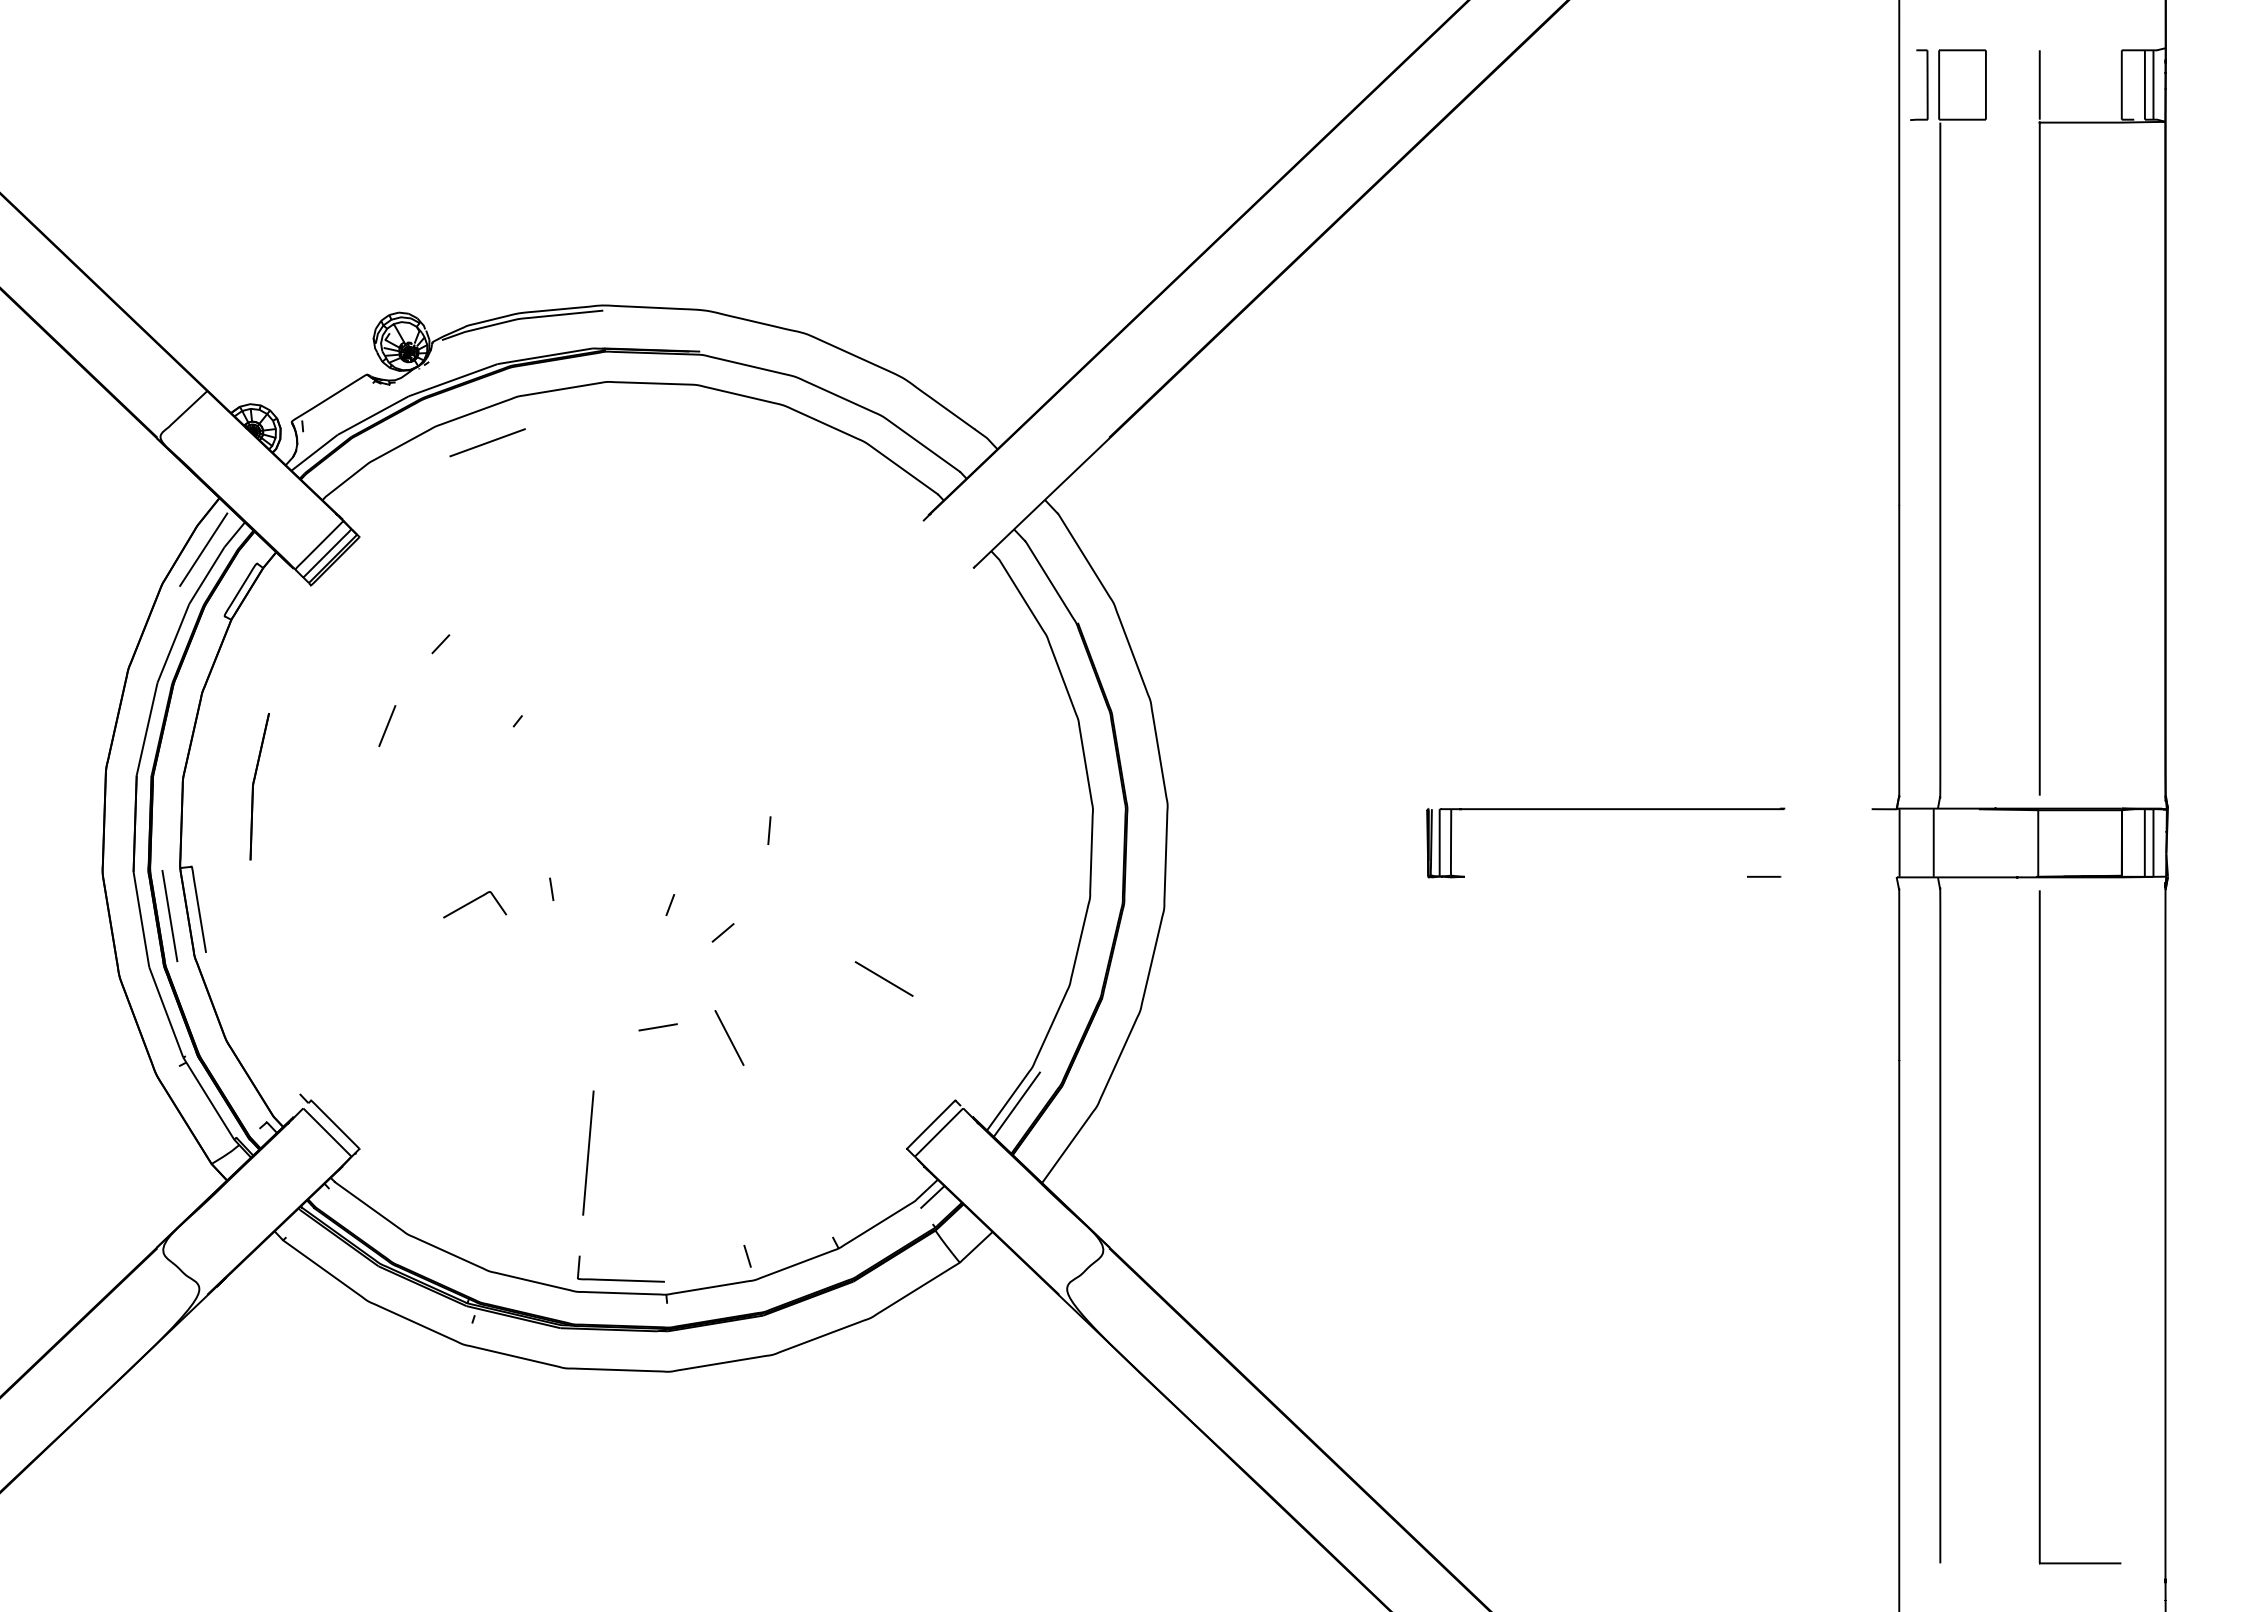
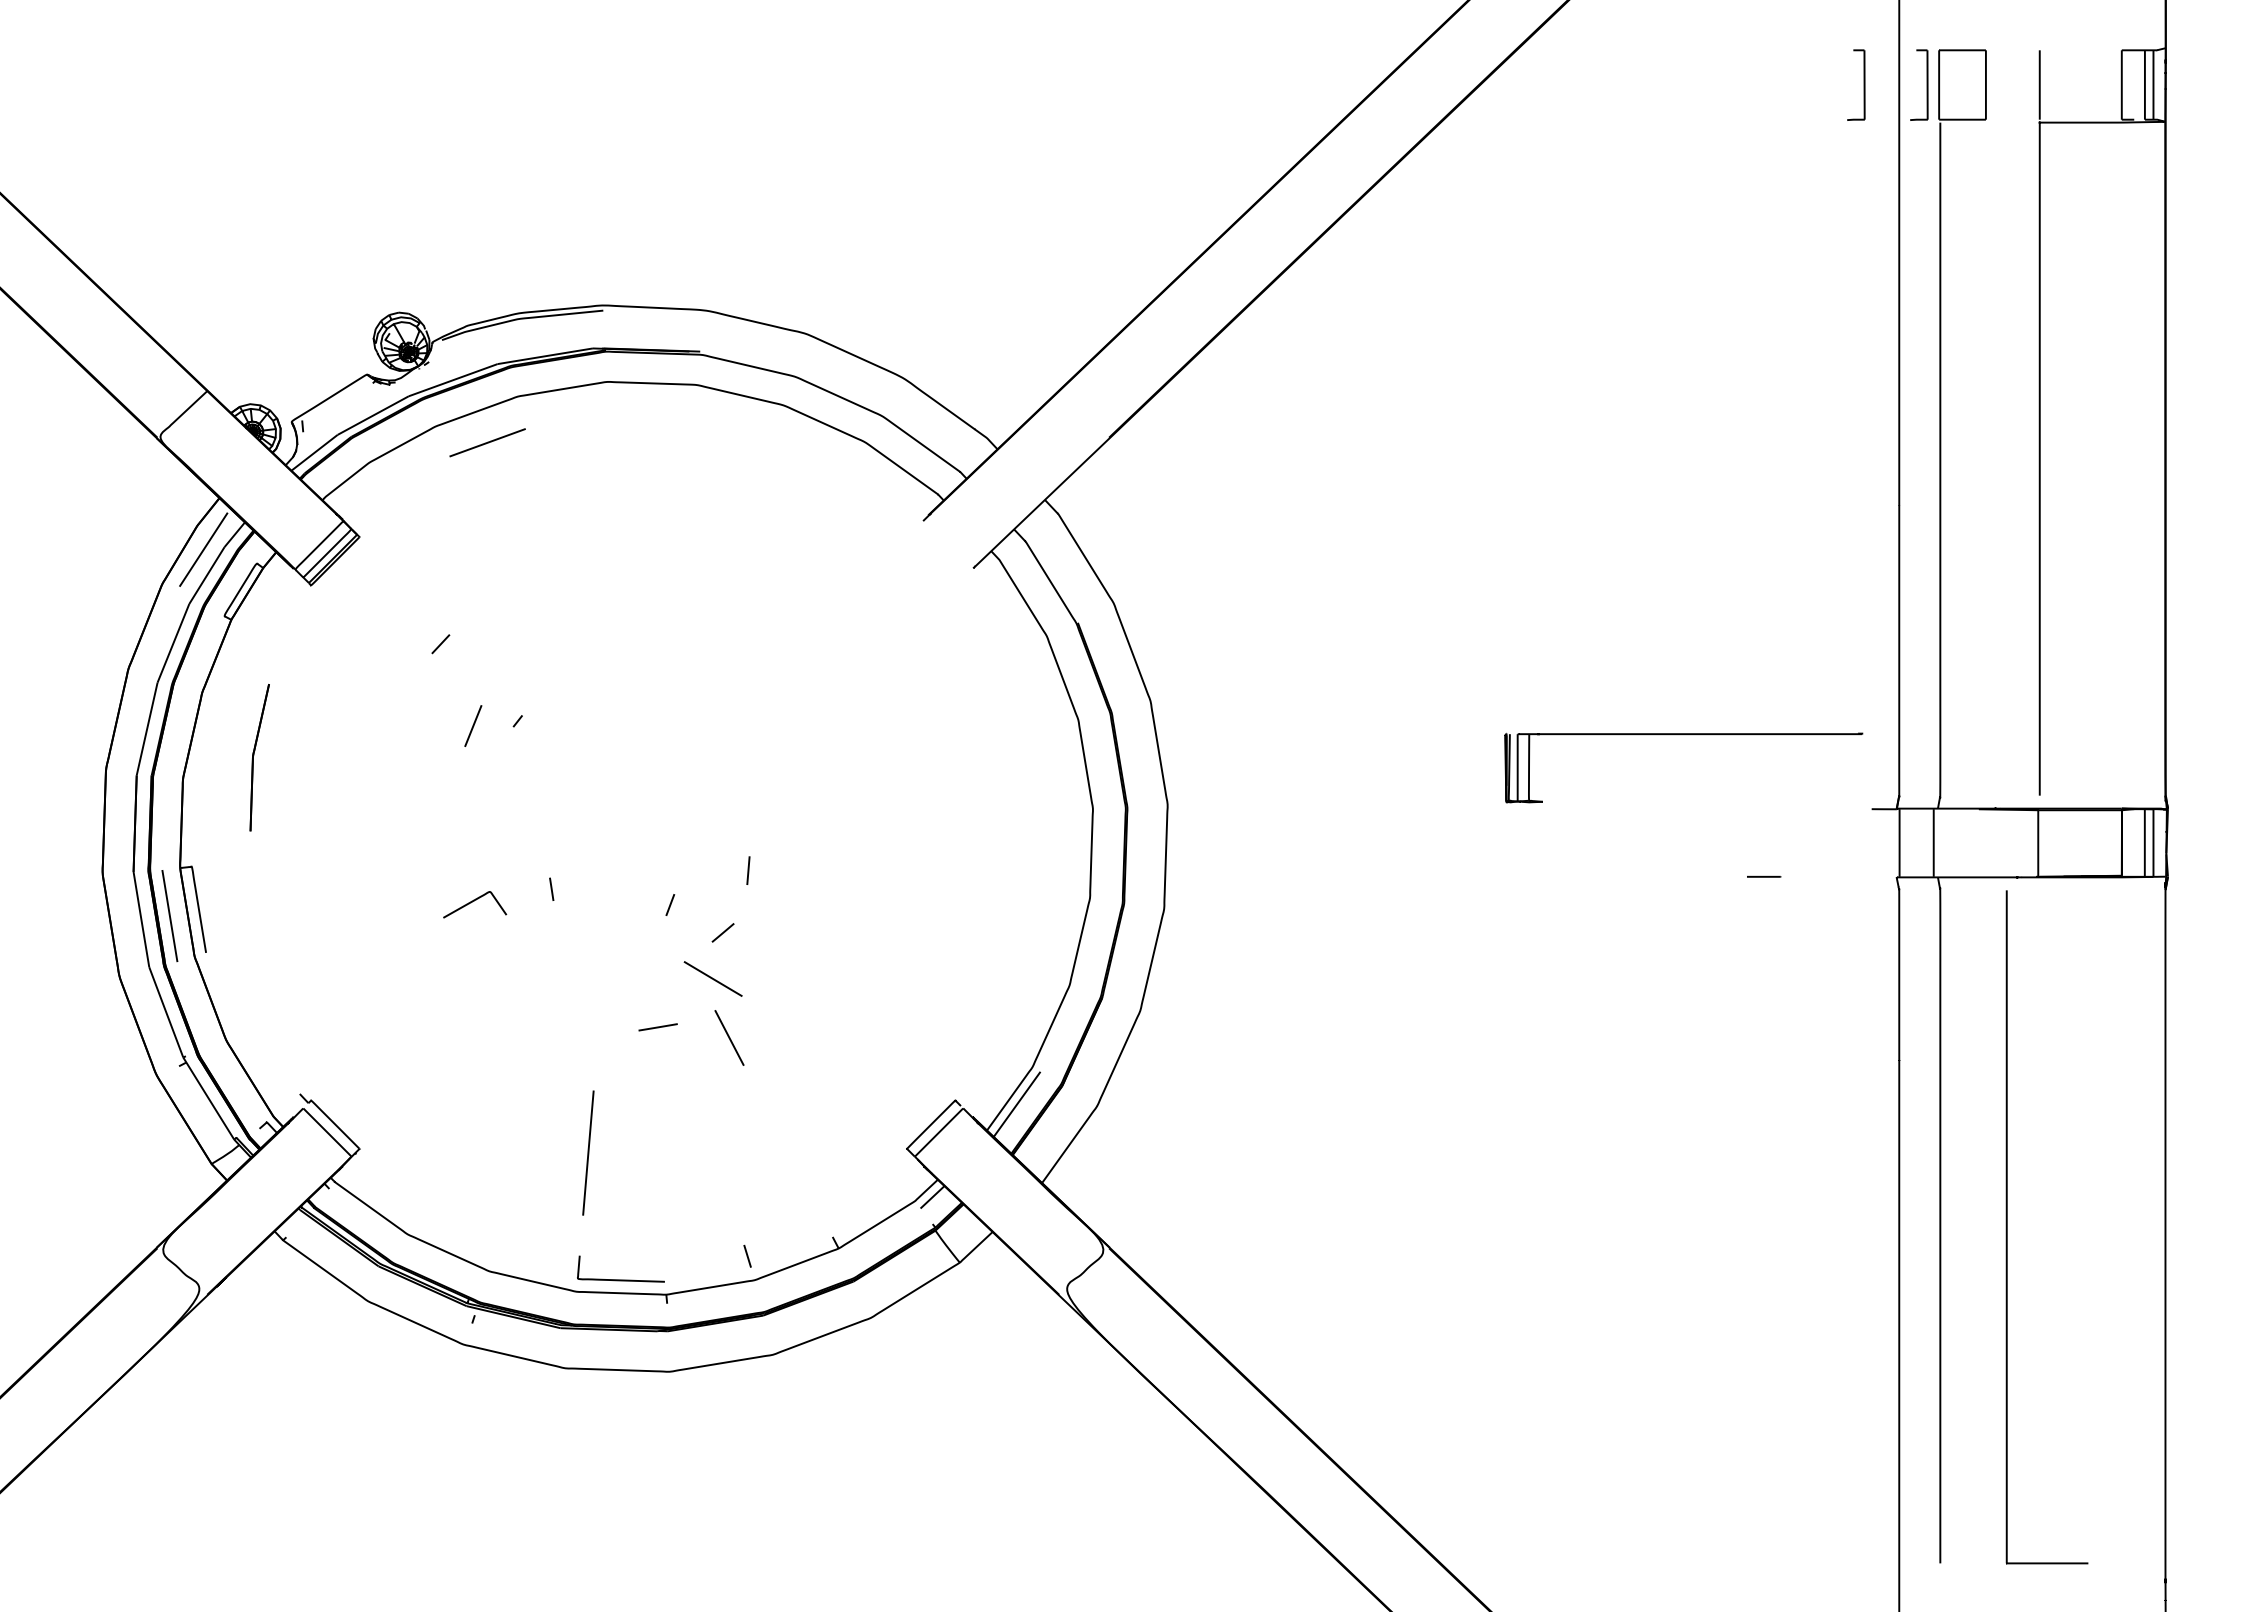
part: none -> present (1863, 84)
line position: (387, 725) -> (473, 725) (473, 725)
part position: (259, 786) -> (259, 757) (259, 757)
part position: (1605, 810) -> (1683, 735) (1683, 735)
line position: (769, 830) -> (748, 870) (748, 870)
line position: (883, 978) -> (712, 978) (712, 978)
part position: (2040, 1227) -> (2007, 1227) (2007, 1227)
